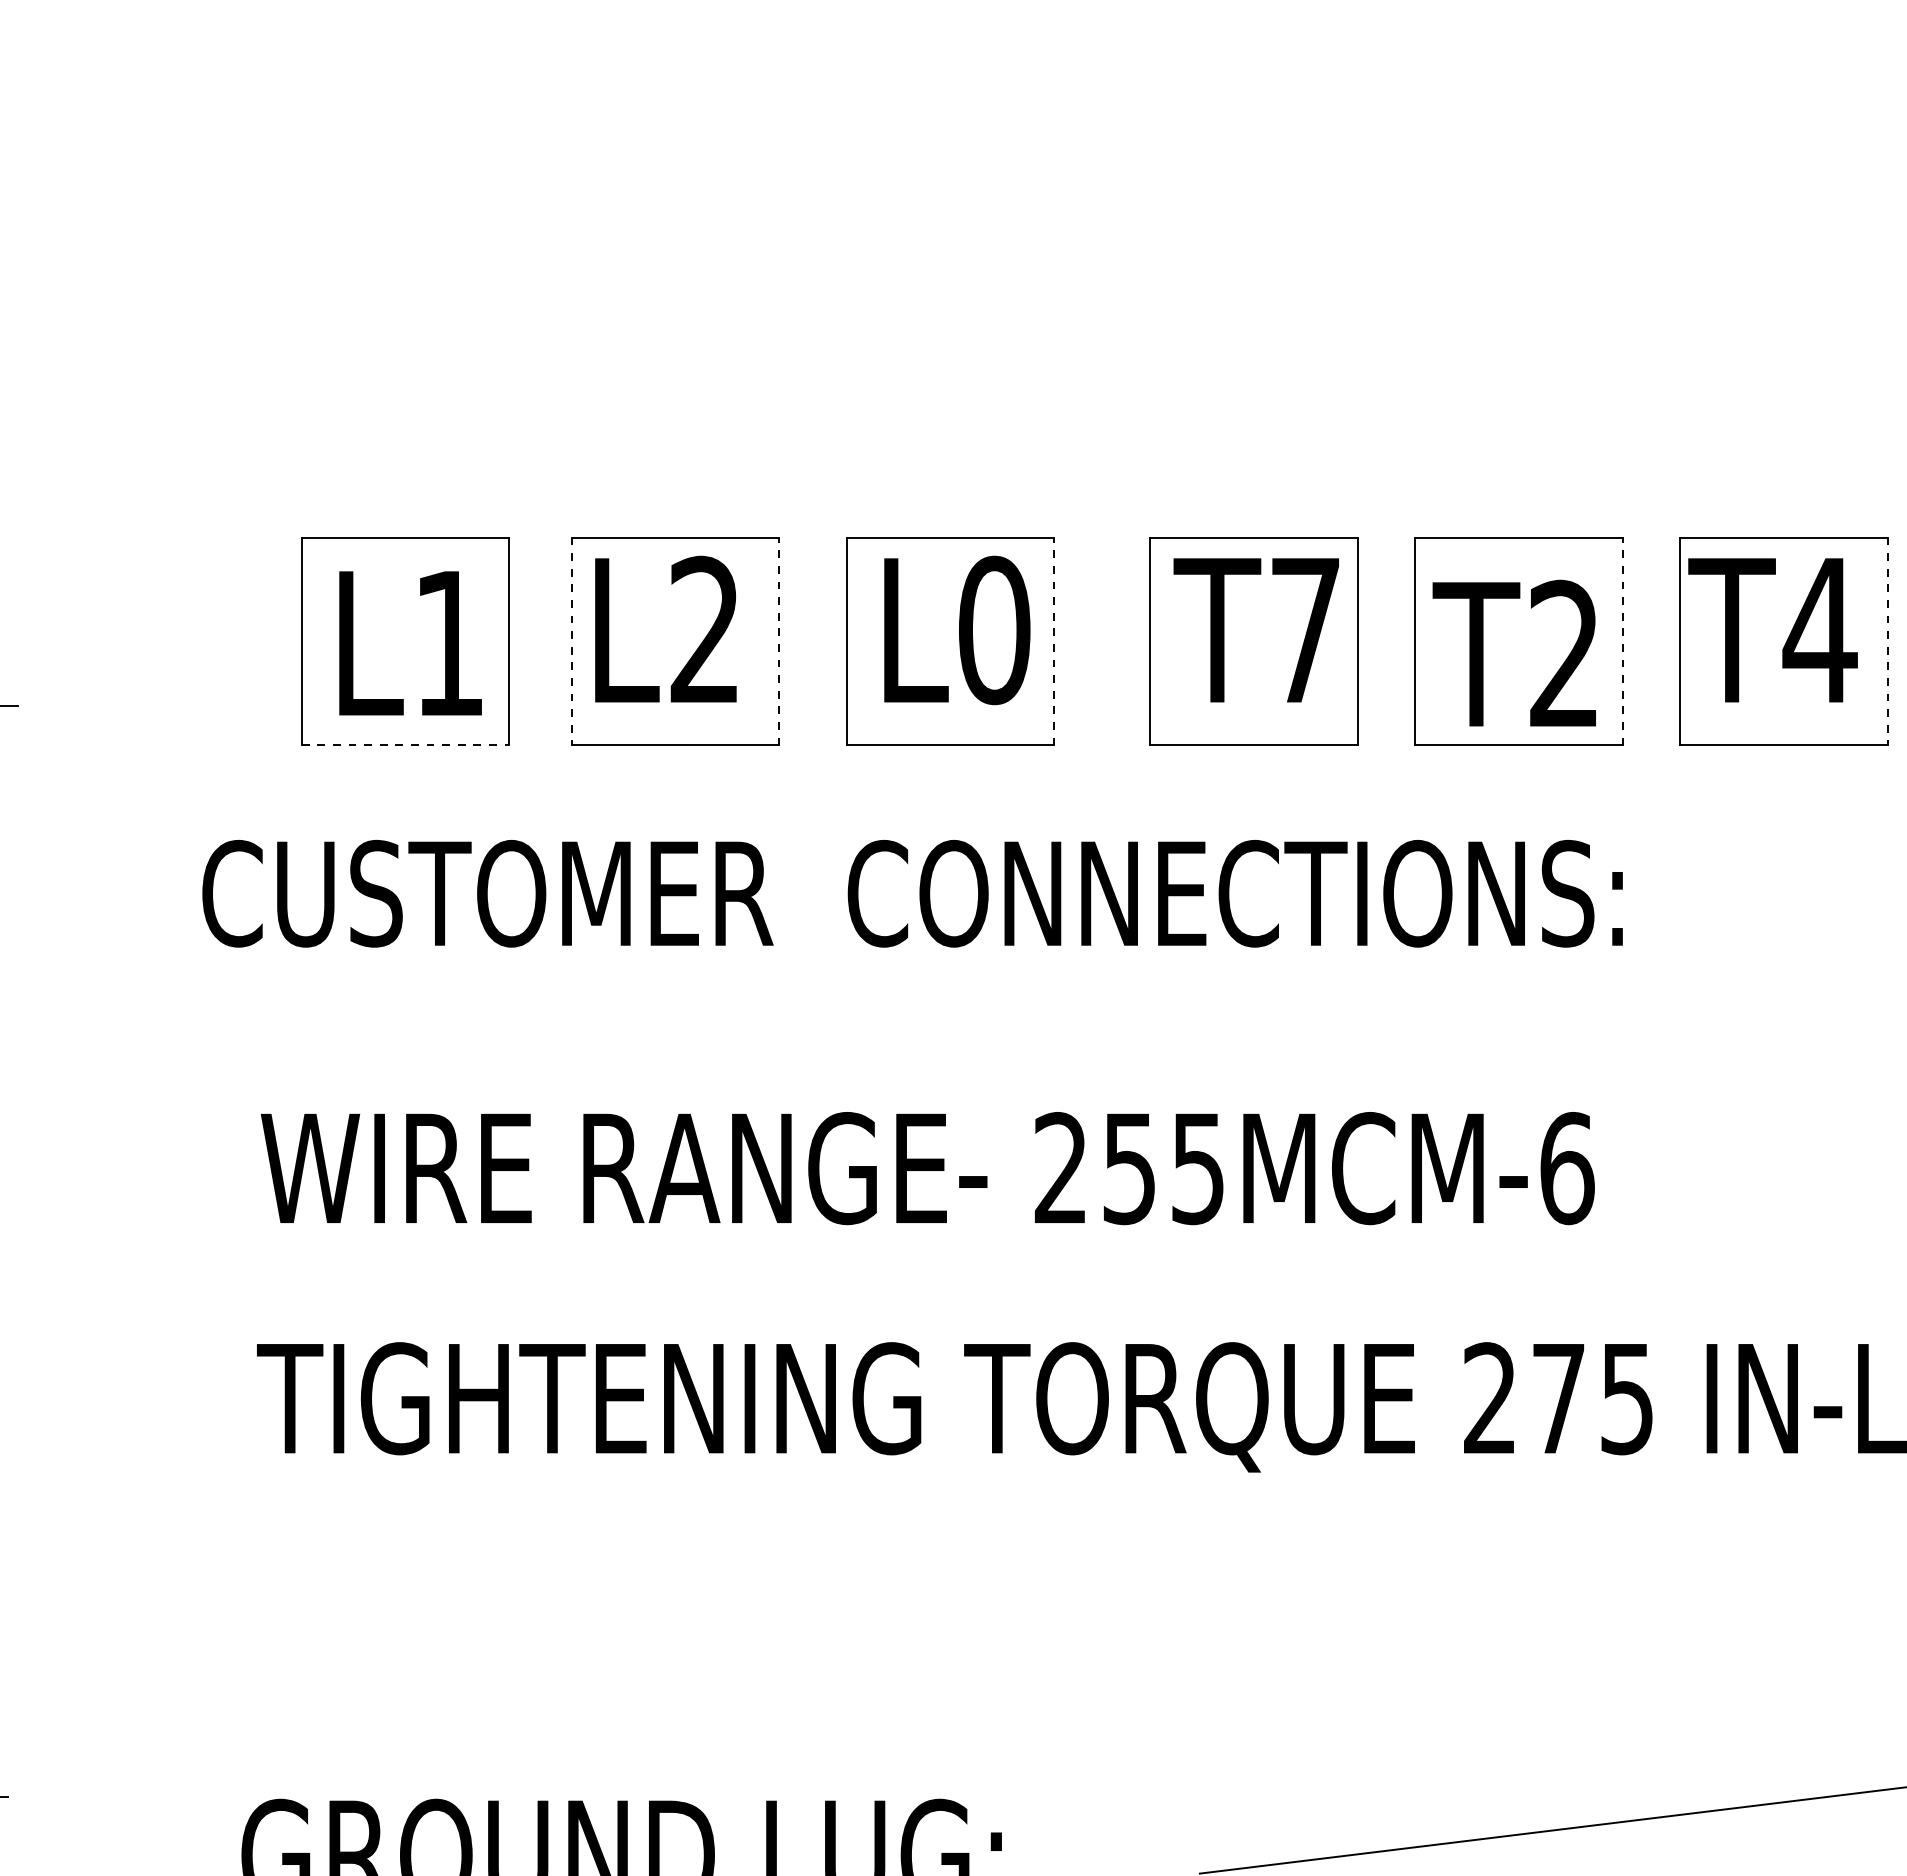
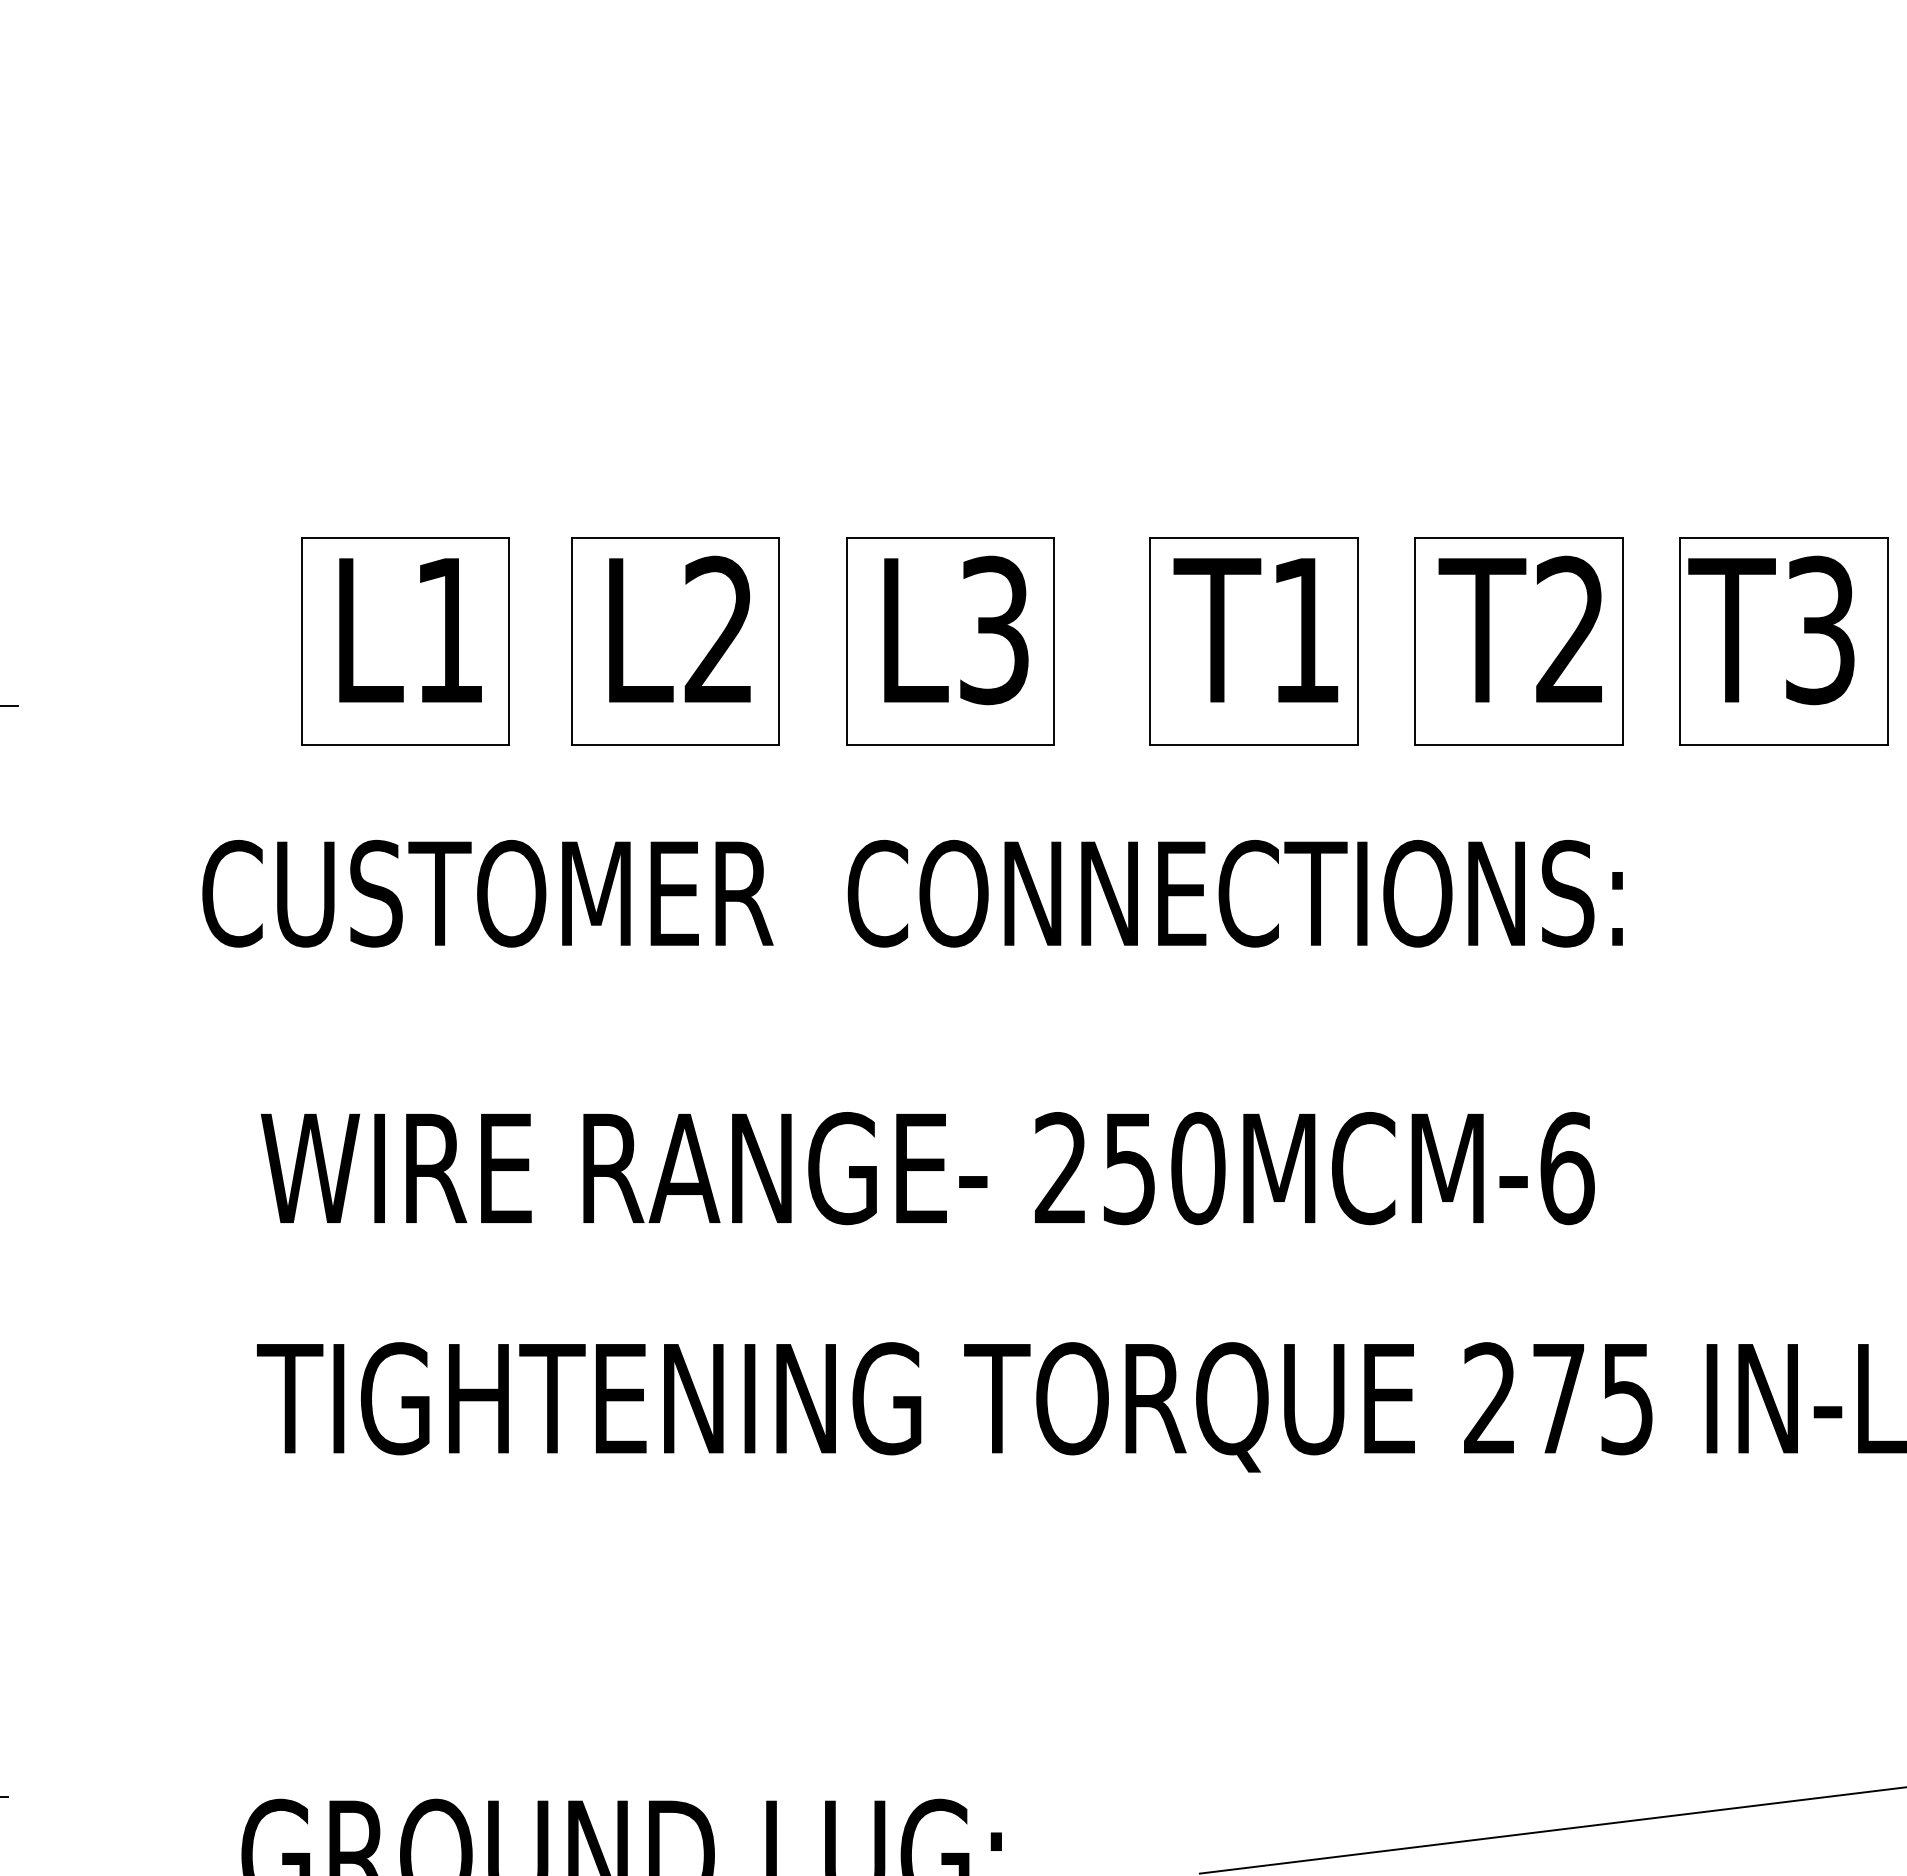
text position: (665, 628) -> (679, 628) (679, 628)
text: L0 -> L3 (994, 630)
text: T7 -> T1 (1305, 630)
text: T4 -> T3 (1819, 630)
line: dashed -> solid (571, 641)
line: dashed -> solid (779, 641)
line: dashed -> solid (1054, 641)
line: dashed -> solid (1622, 641)
line: dashed -> solid (1888, 641)
text position: (410, 643) -> (410, 630) (410, 630)
text position: (1513, 652) -> (1519, 628) (1519, 628)
line: dashed -> solid (405, 745)
text: 255MCM-6 -> 250MCM-6 (1198, 1168)
